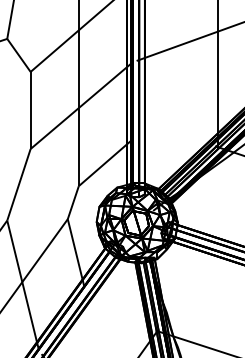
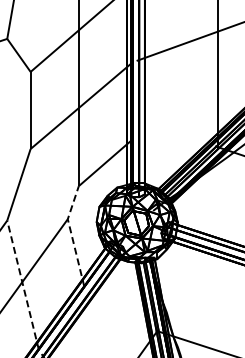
line: solid -> dashed (71, 235)
line: solid -> dashed (23, 285)
